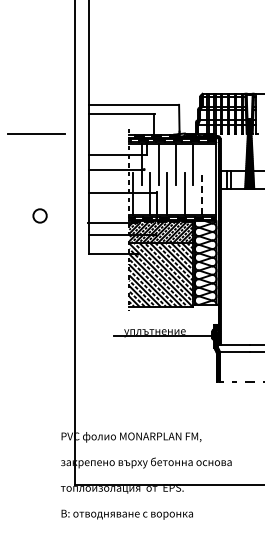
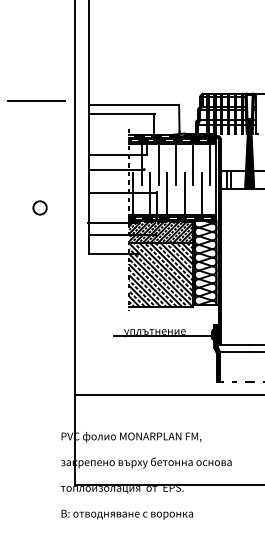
line position: (36, 133) -> (36, 100) (36, 100)
line: none -> present (210, 164)
line: dashed -> solid (201, 193)
circle position: (39, 215) -> (39, 207) (39, 207)
line: none -> present (167, 394)
